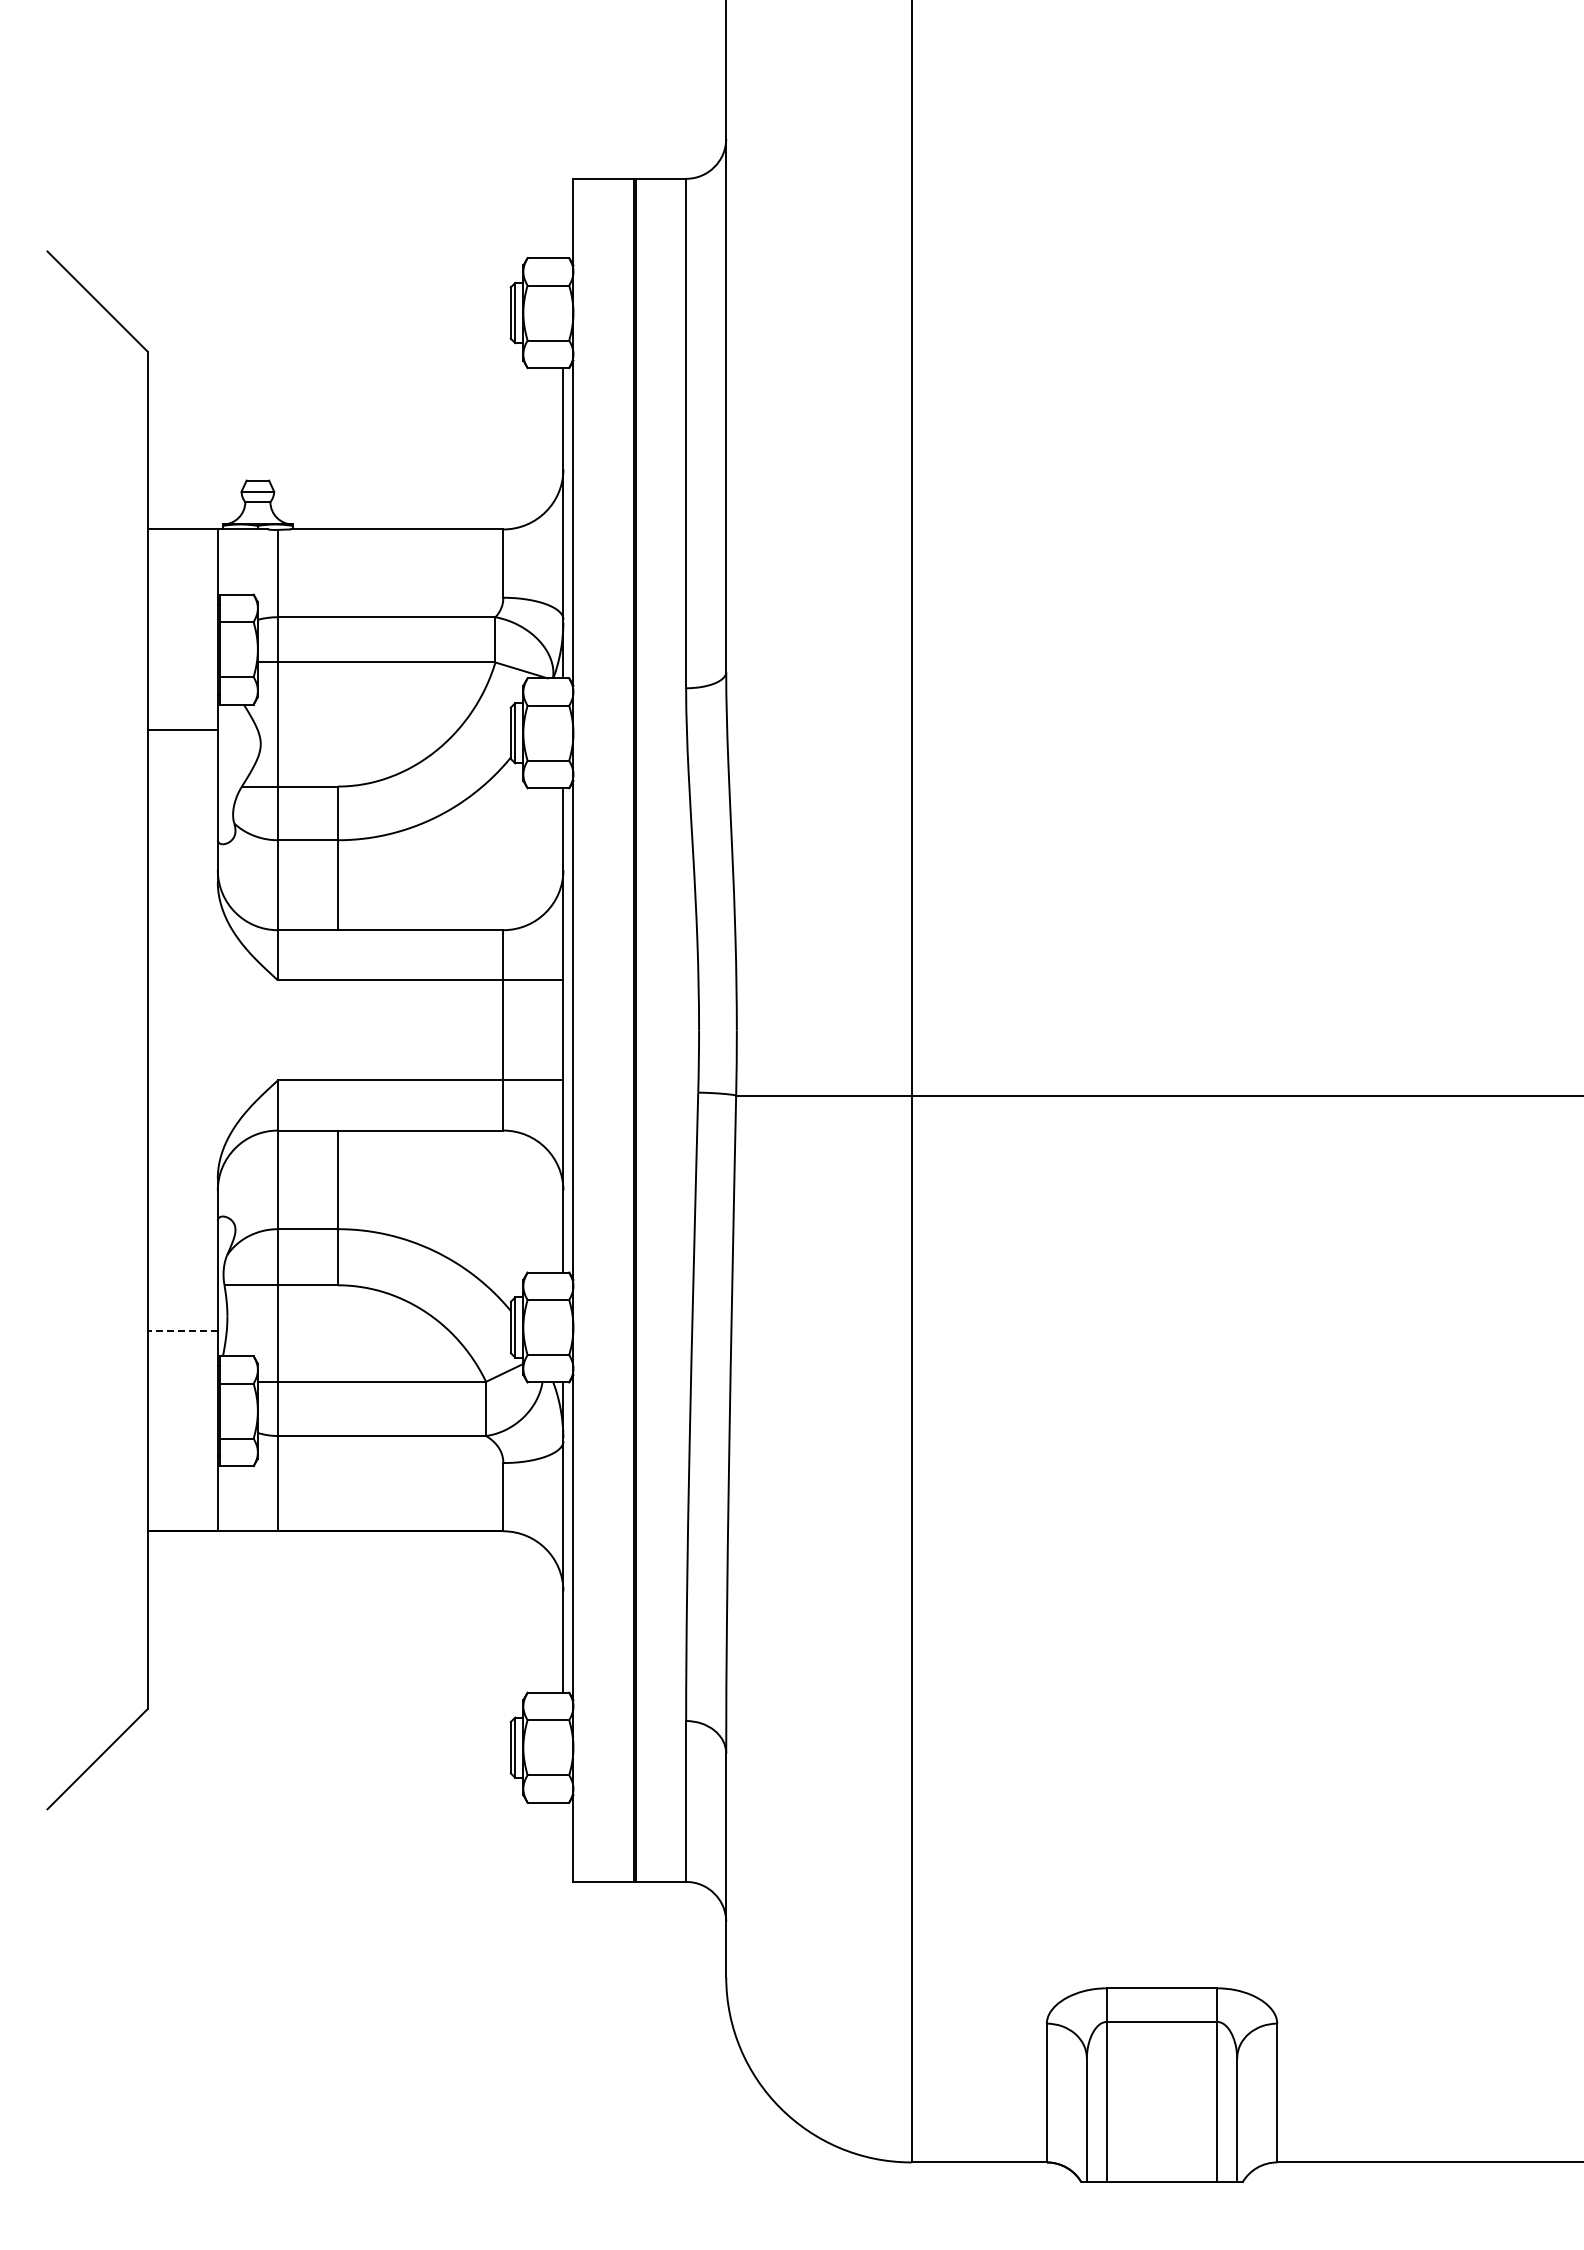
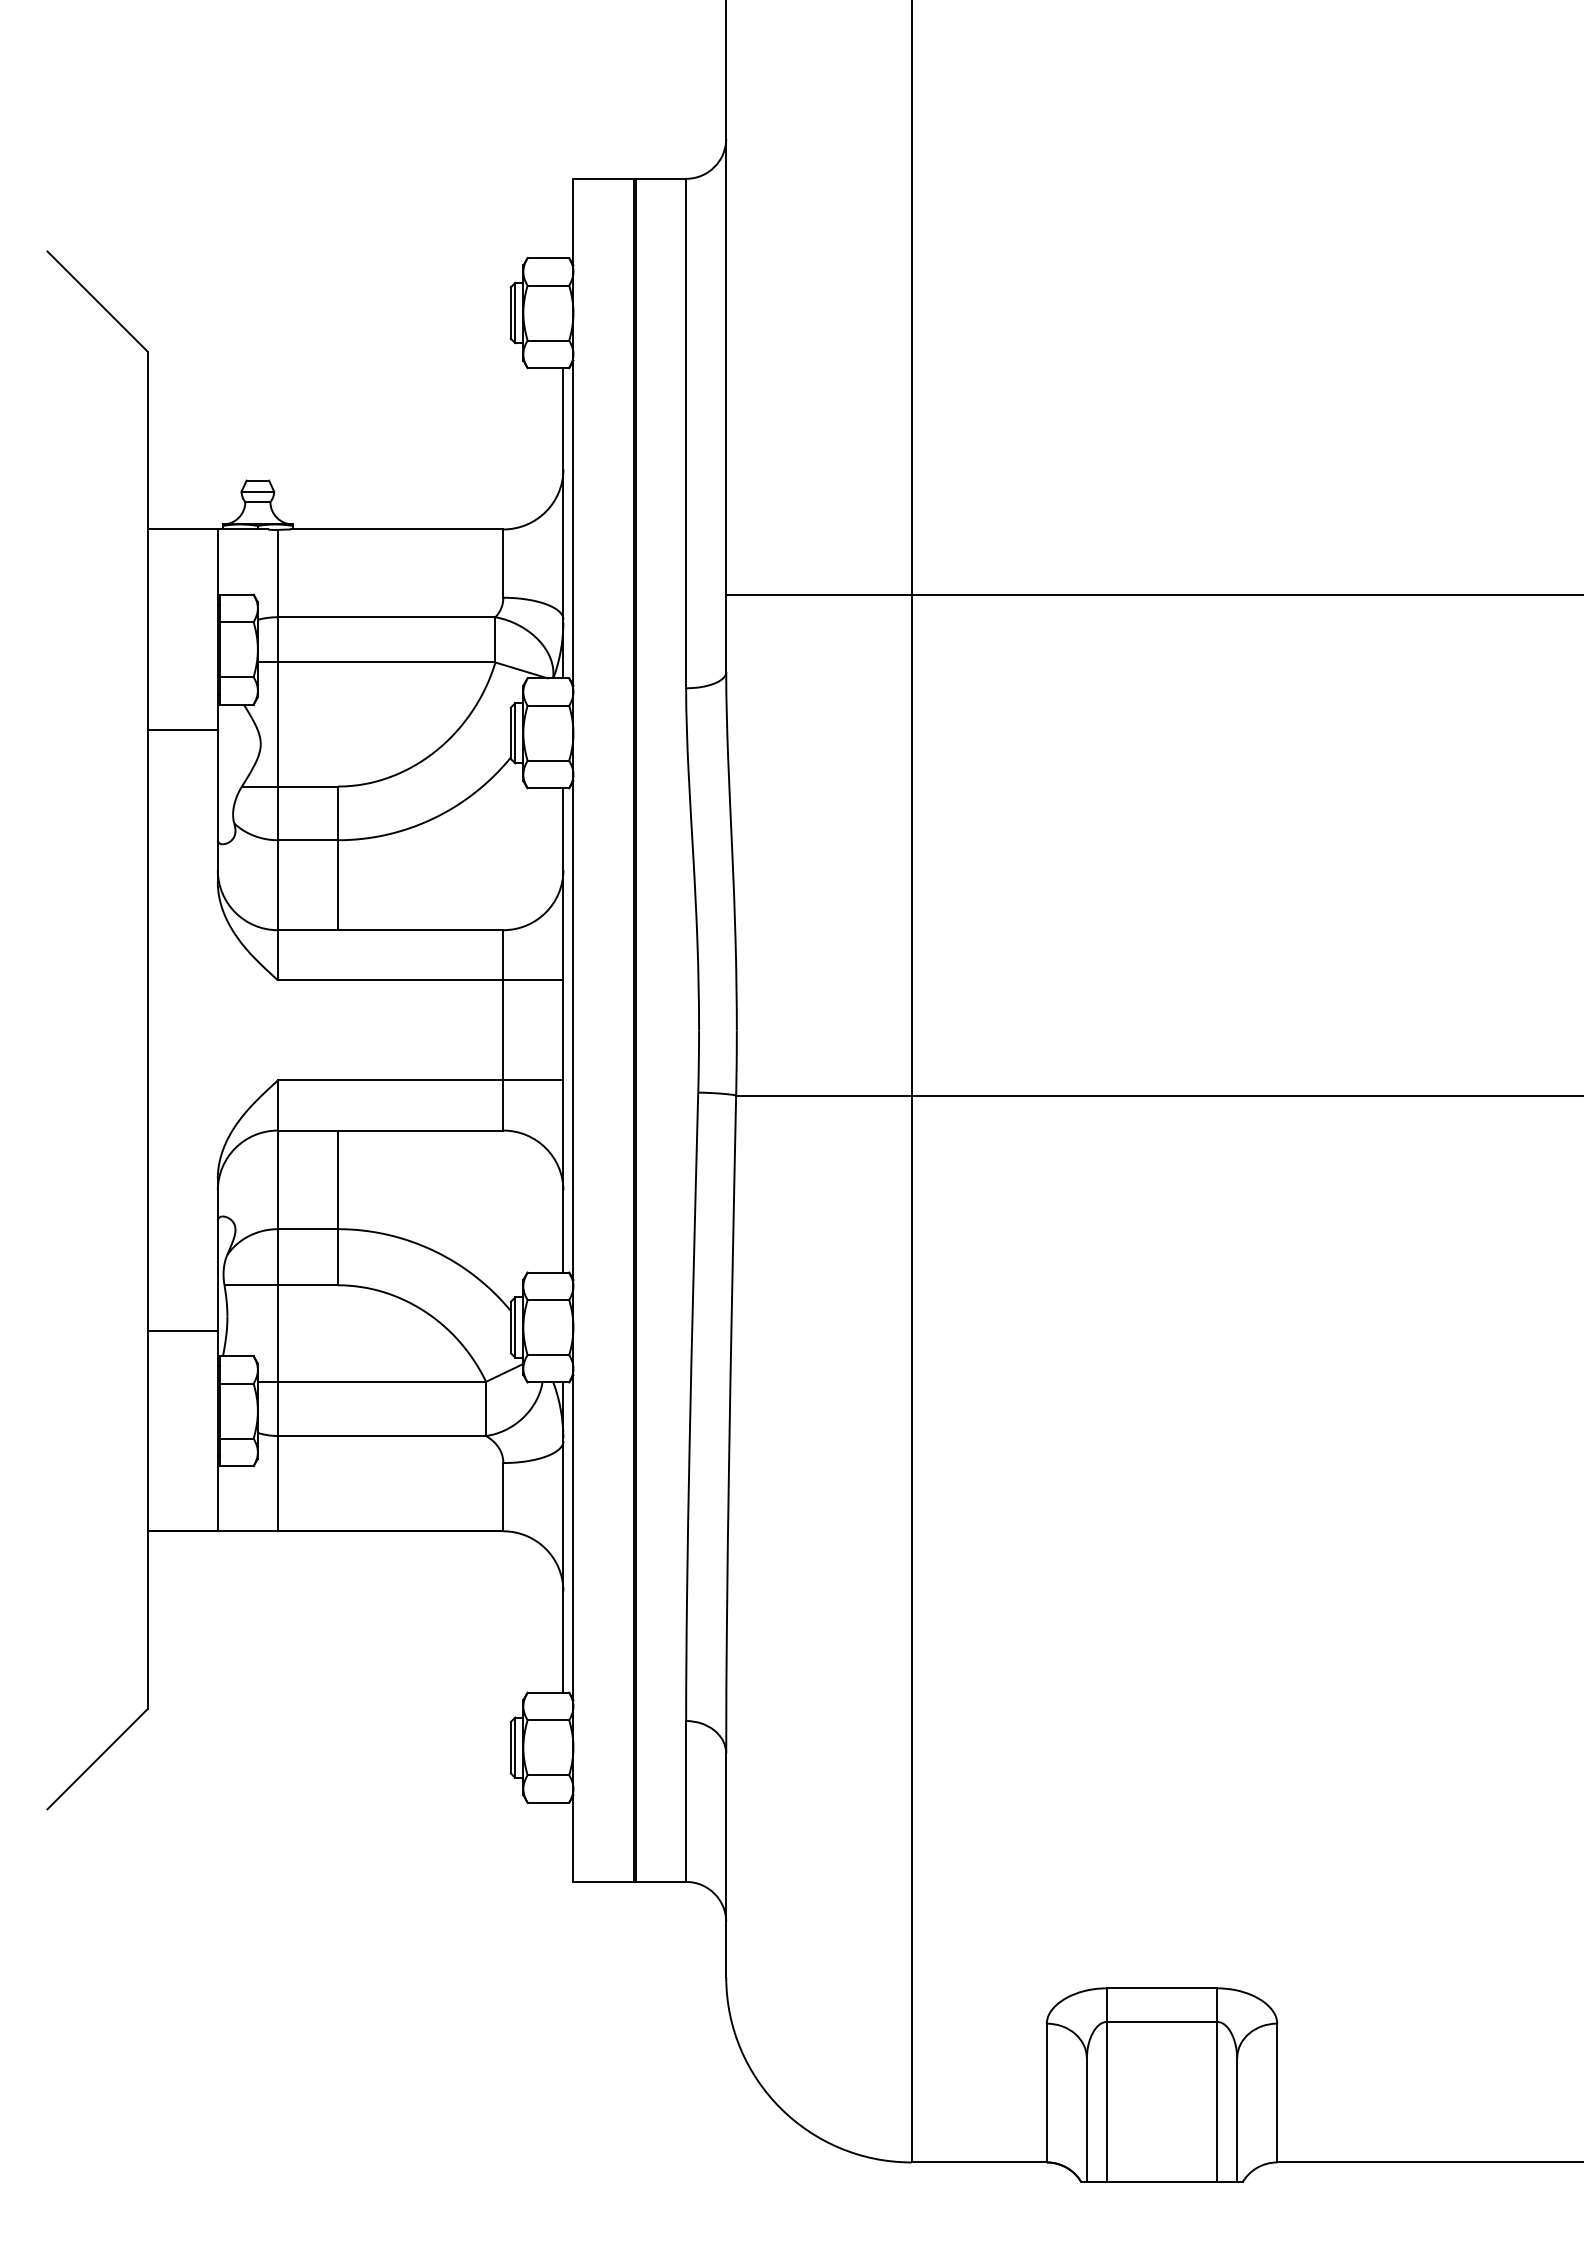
line: none -> present (1153, 594)
line: dashed -> solid (182, 1330)
